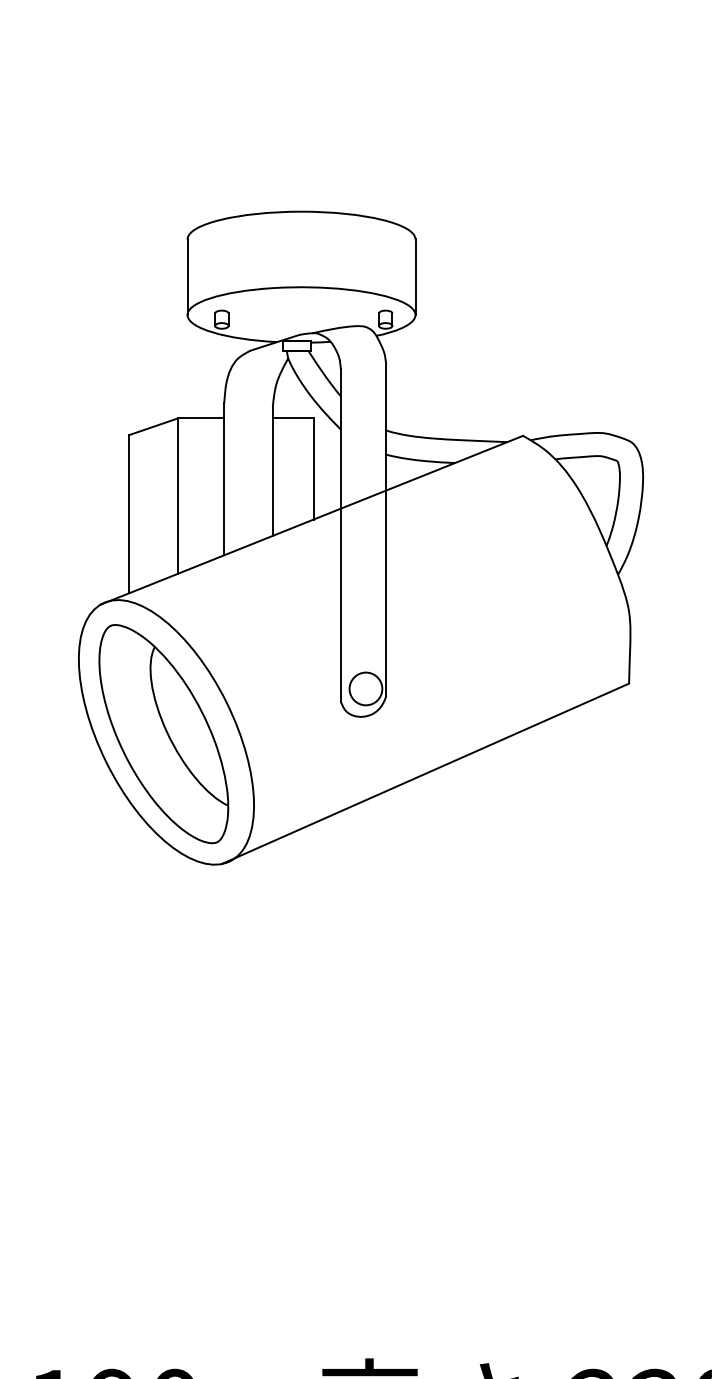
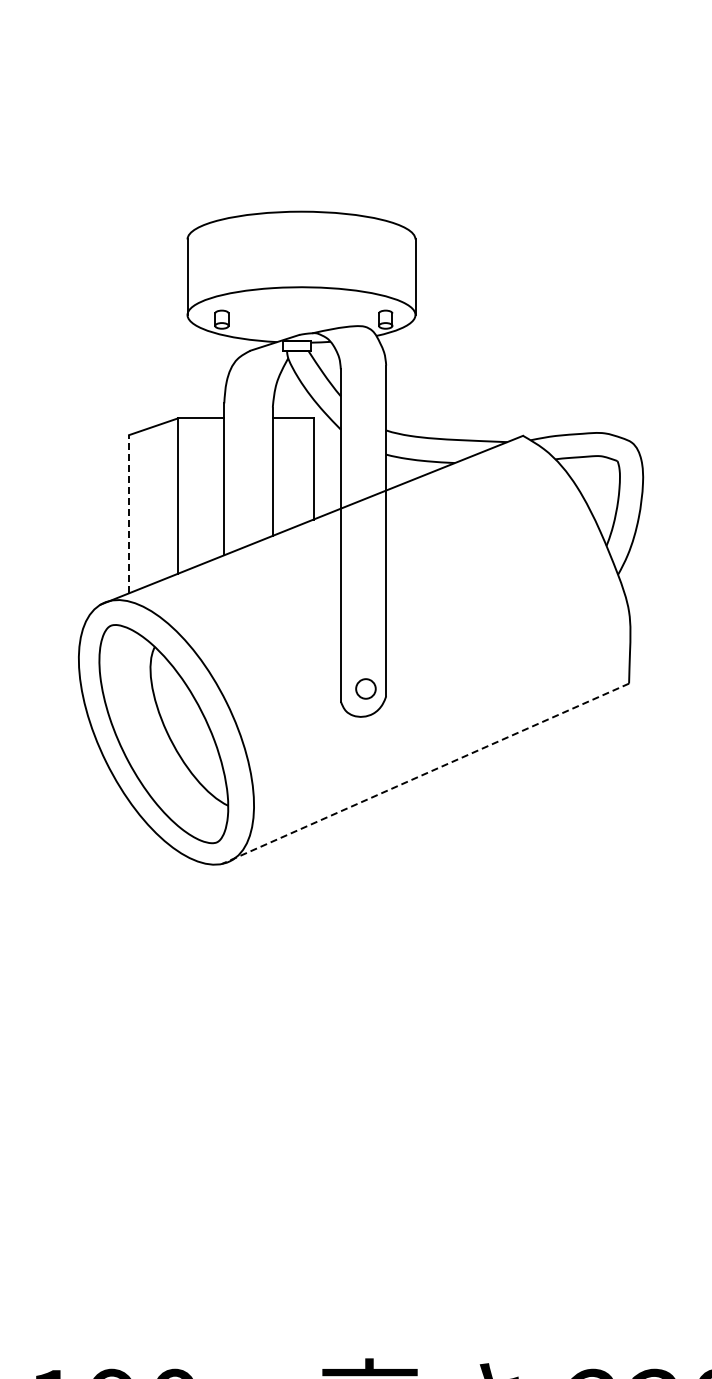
line: solid -> dashed (129, 513)
circle diameter: 33 px -> 20 px (365, 688)
line: solid -> dashed (425, 773)
